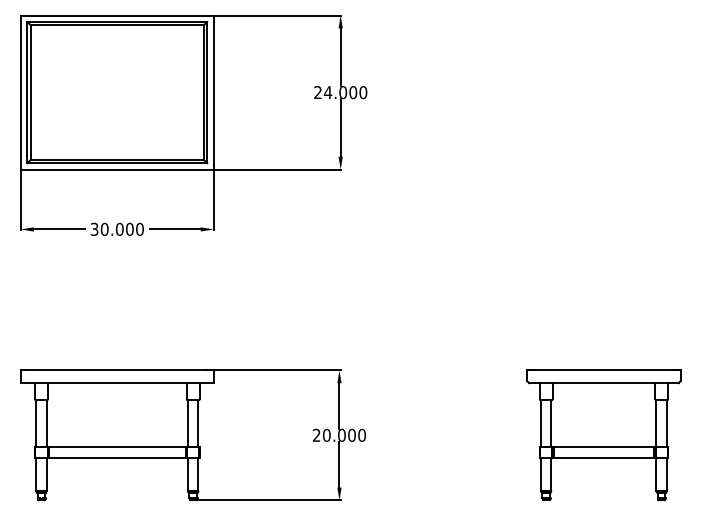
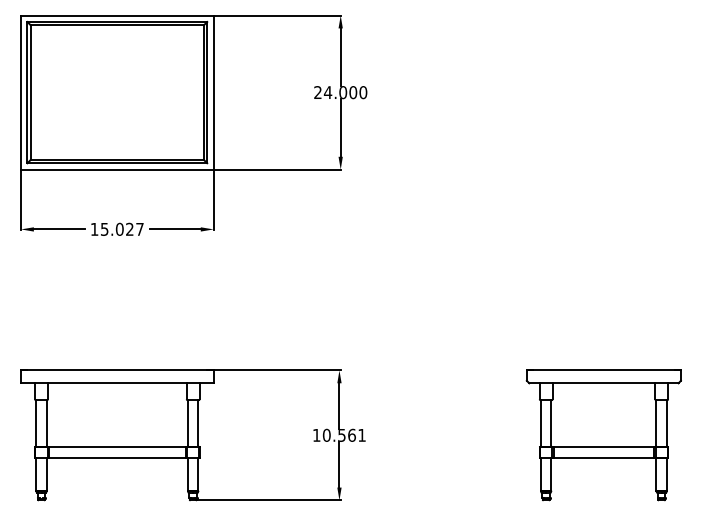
text: 30.000 -> 15.027 (116, 228)
text: 20.000 -> 10.561 (339, 434)
